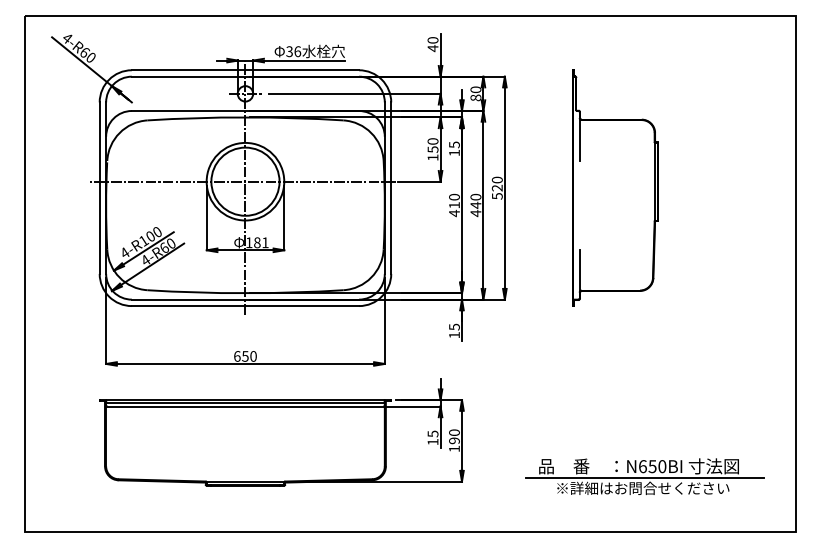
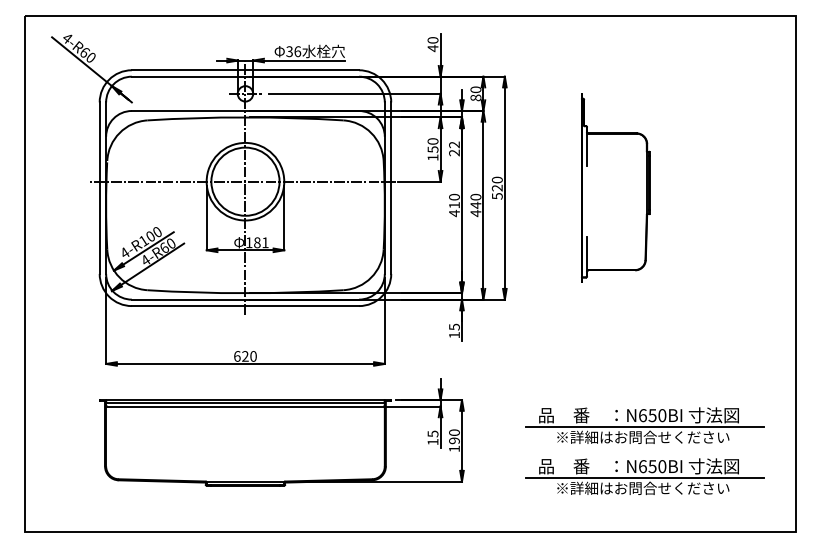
text: 15 -> 22 (454, 148)
part size: 87x238 px -> 70x190 px (615, 187)
text: 650 -> 620 (245, 356)
part: none -> present (644, 425)
